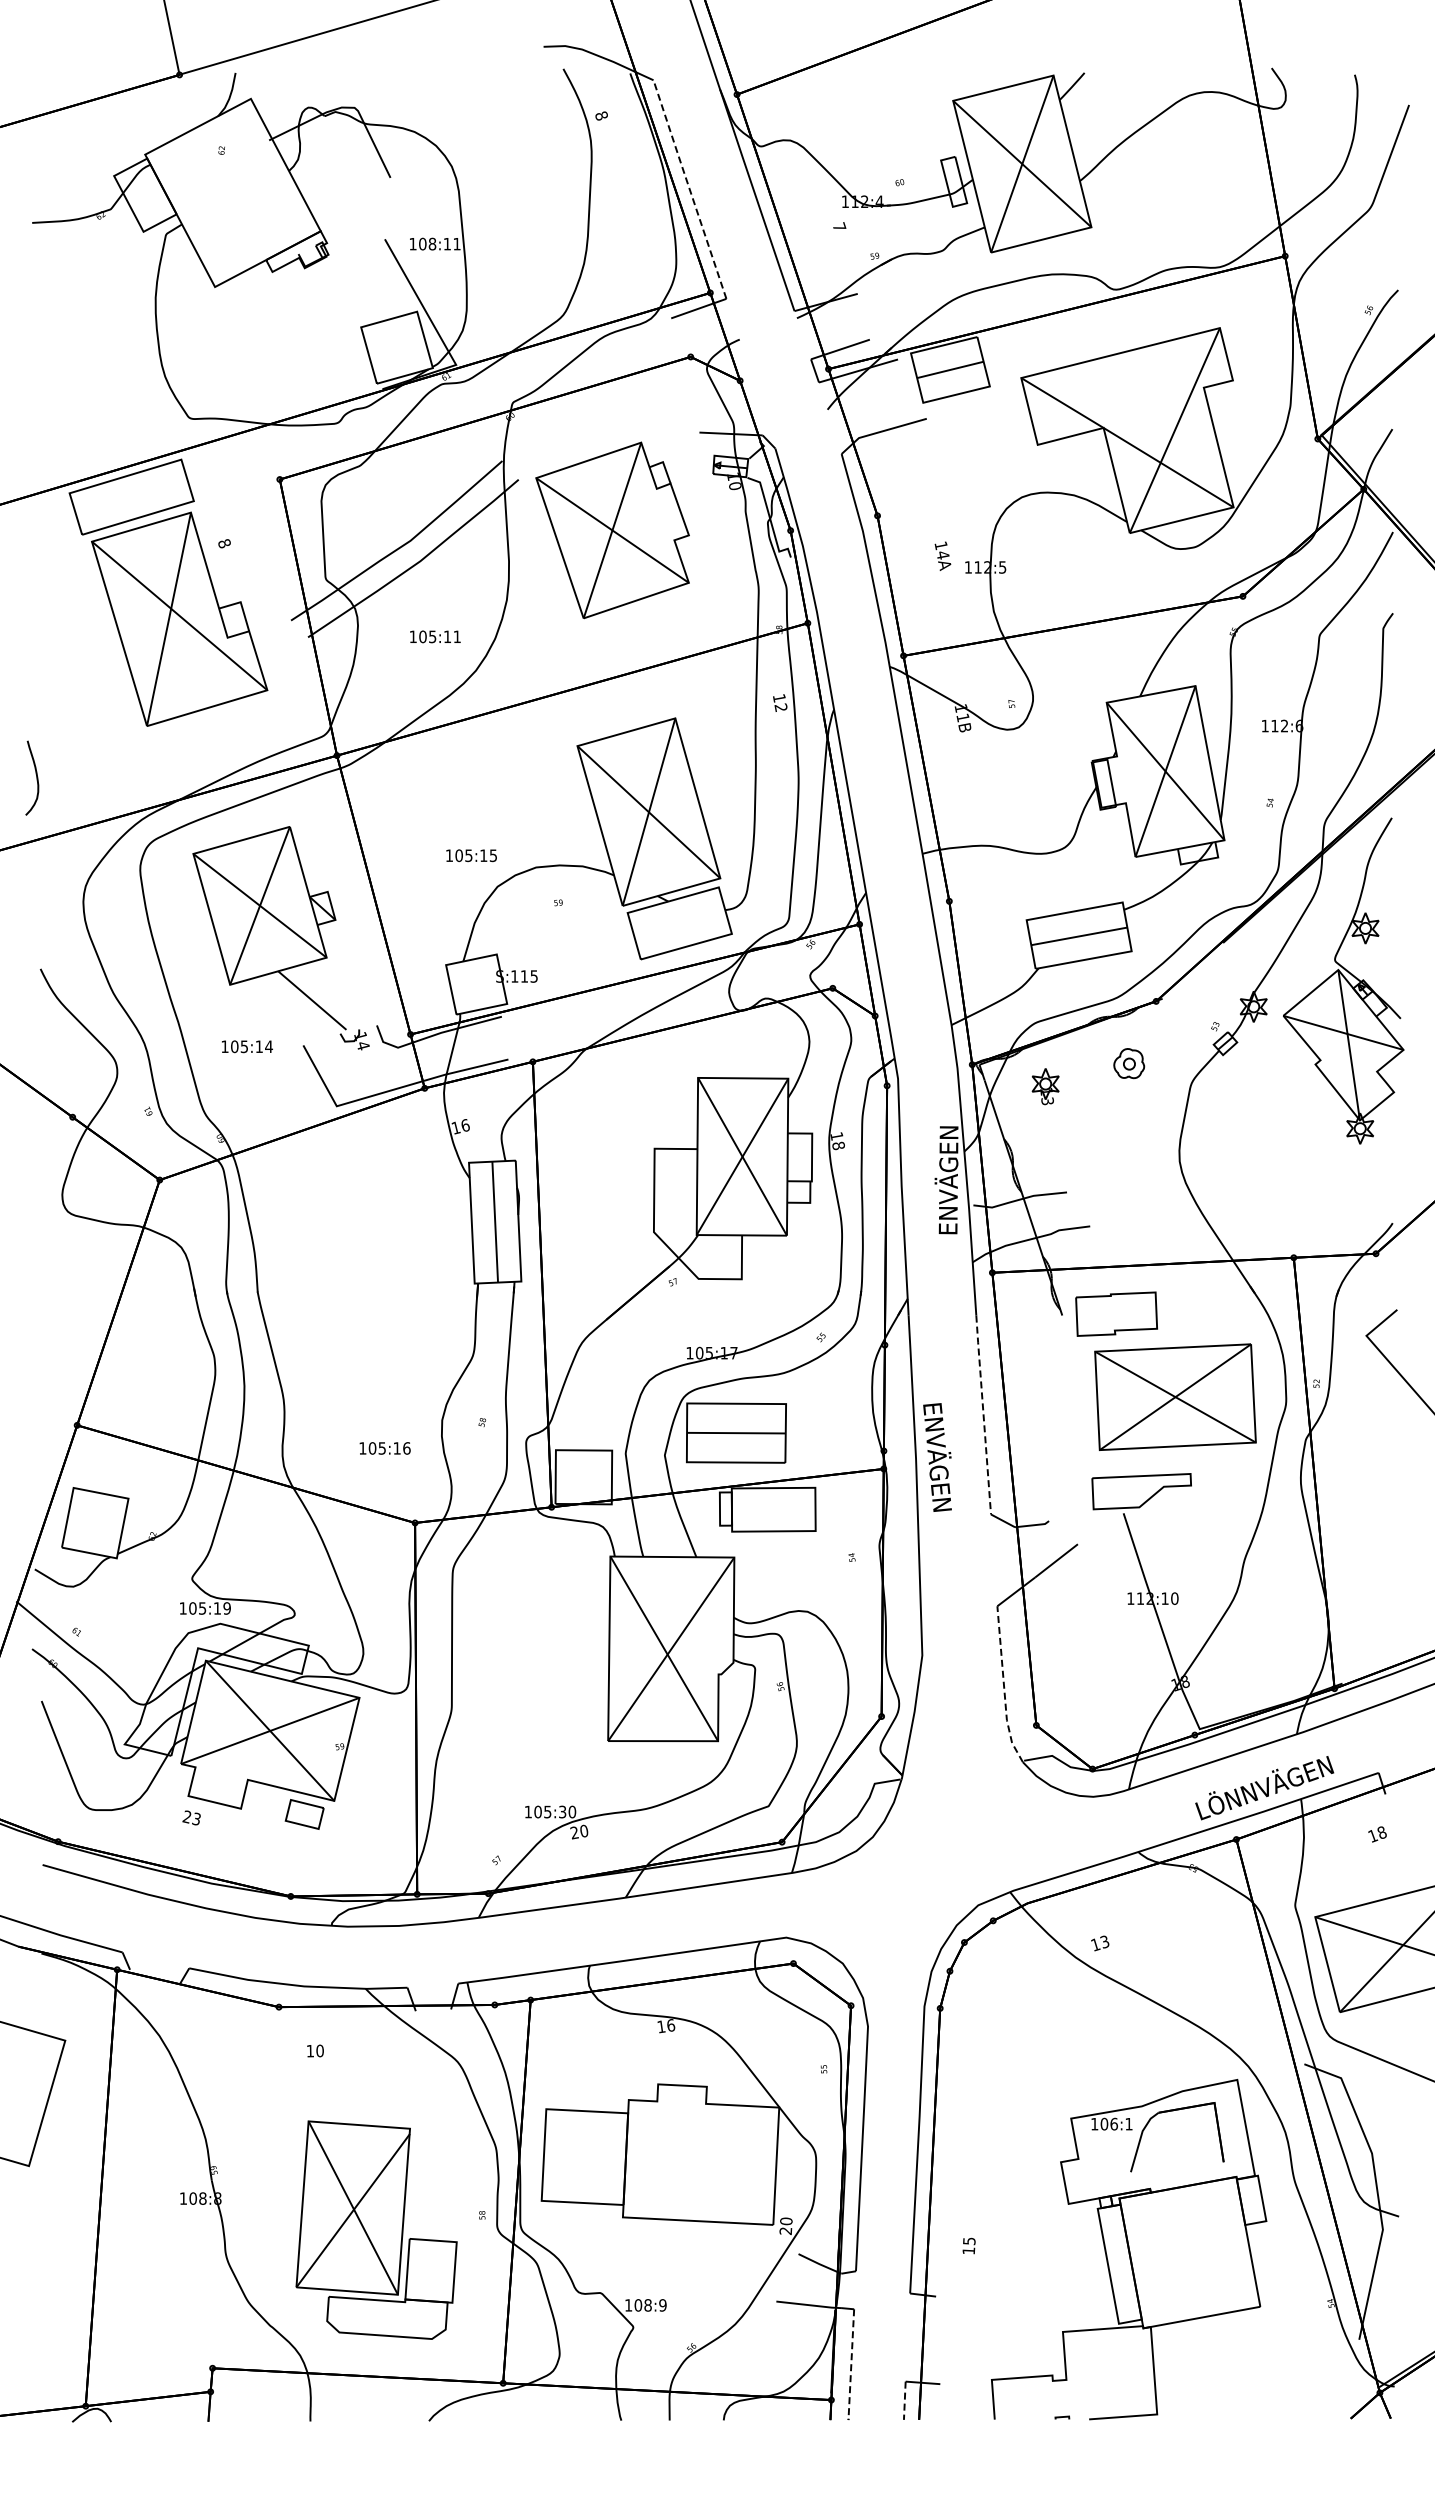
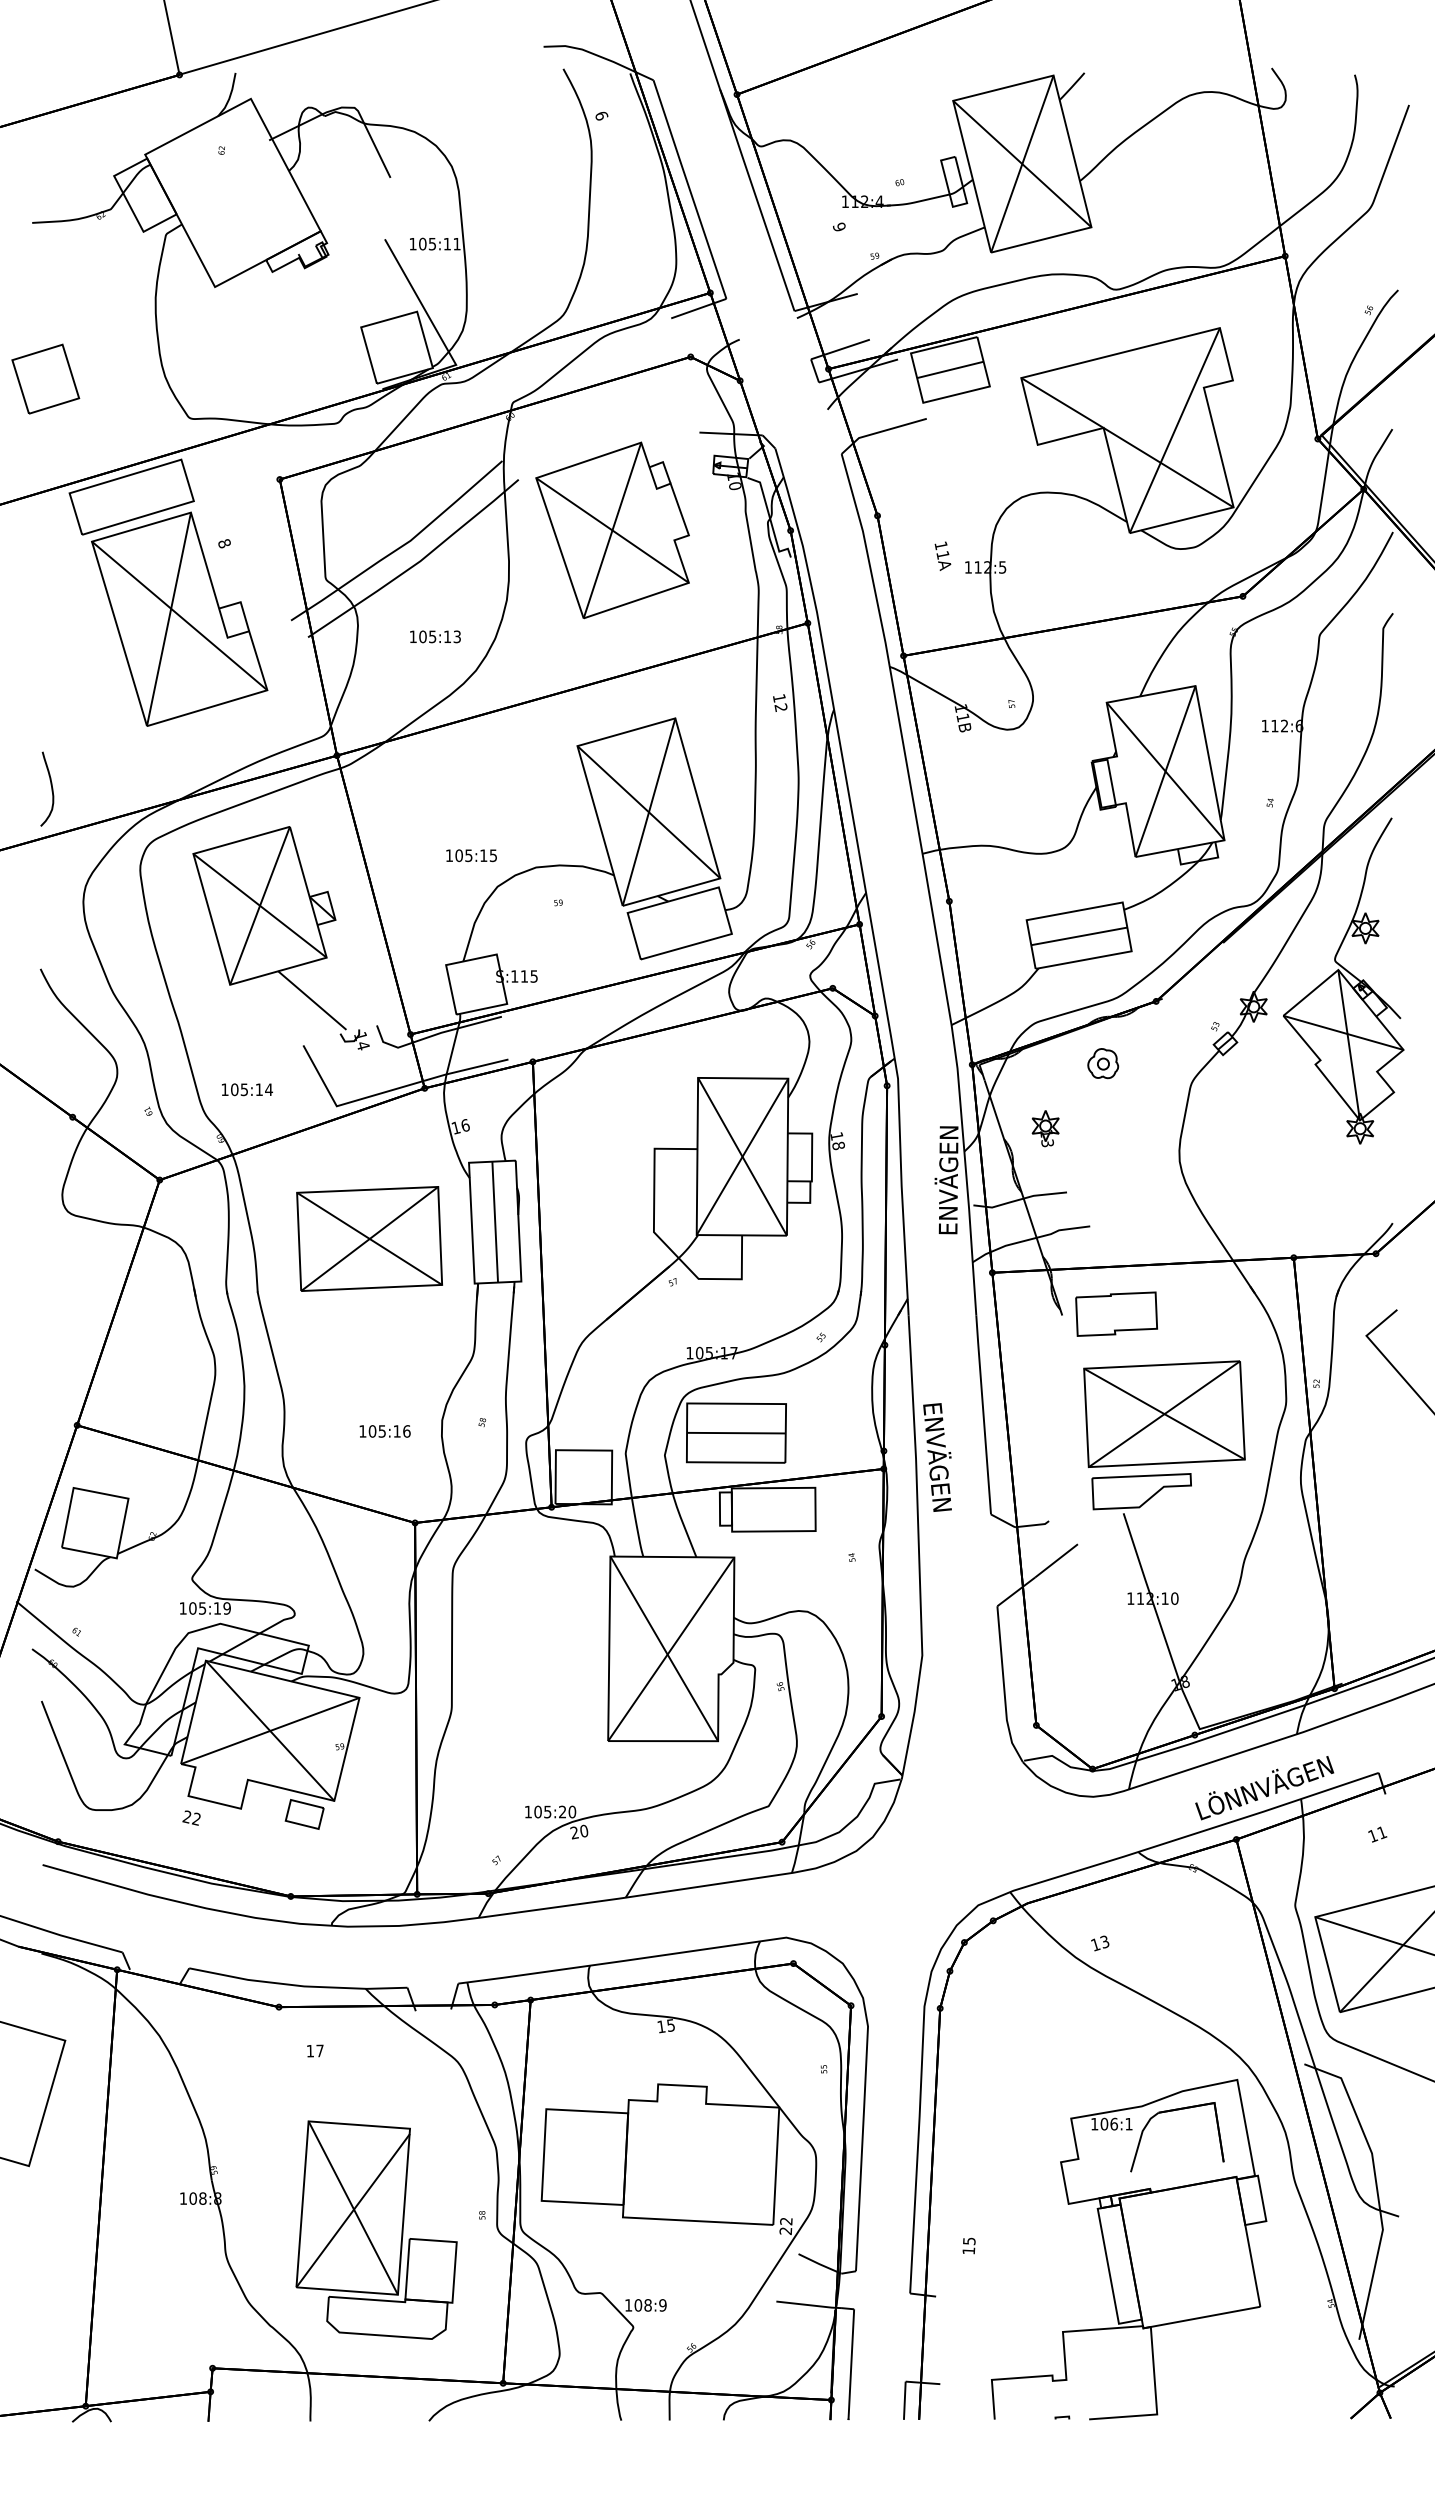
text: 8 -> 6 (601, 115)
line: dashed -> solid (689, 188)
text: 7 -> 9 (839, 226)
text: 108:11 -> 105:11 (432, 243)
part: none -> present (45, 378)
text: 14A -> 11A (942, 555)
text: 105:11 -> 105:13 (456, 636)
curve position: (36, 777) -> (51, 788) (51, 788)
text position: (247, 1046) -> (247, 1089) (247, 1089)
part position: (1129, 1063) -> (1103, 1063) (1103, 1063)
part position: (1045, 1086) -> (1045, 1128) (1045, 1128)
part: none -> present (369, 1238)
part position: (1175, 1396) -> (1164, 1413) (1164, 1413)
line: dashed -> solid (983, 1414)
text position: (384, 1448) -> (384, 1431) (384, 1431)
line: dashed -> solid (1004, 1687)
text: 105:30 -> 105:20 (562, 1812)
text: 23 -> 22 (196, 1819)
text: 18 -> 11 (1382, 1832)
text: 16 -> 15 (671, 2025)
text: 10 -> 17 (319, 2050)
text: 20 -> 22 (786, 2221)
line: dashed -> solid (851, 2365)
line: dashed -> solid (904, 2401)
